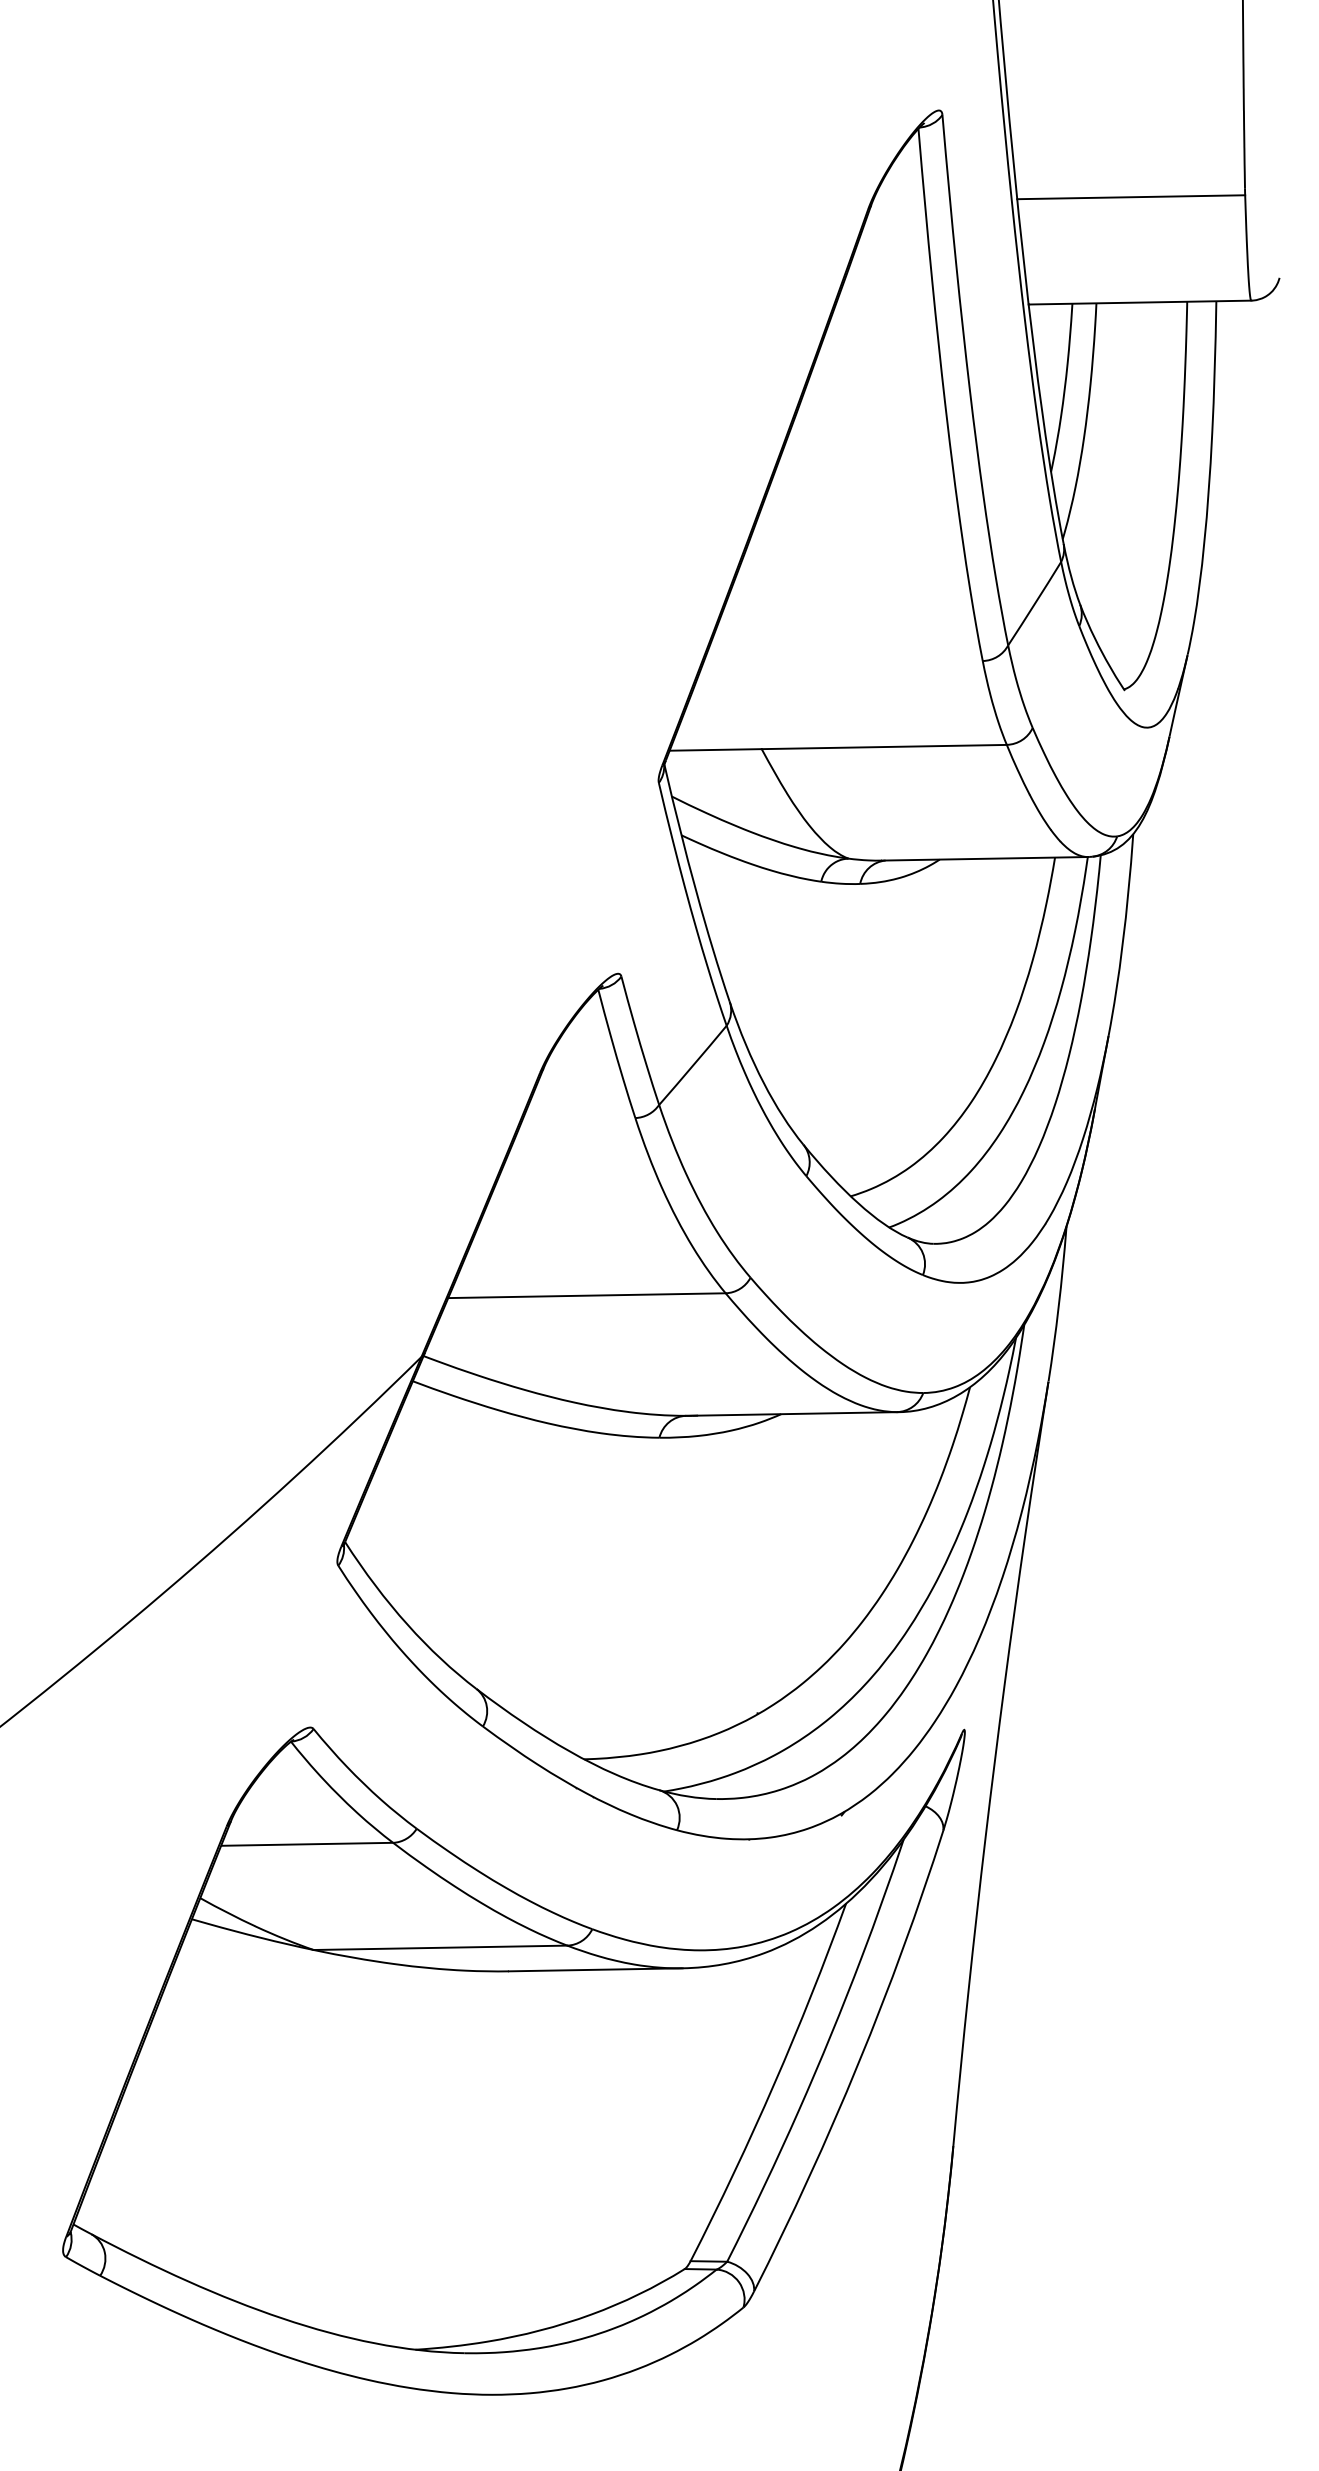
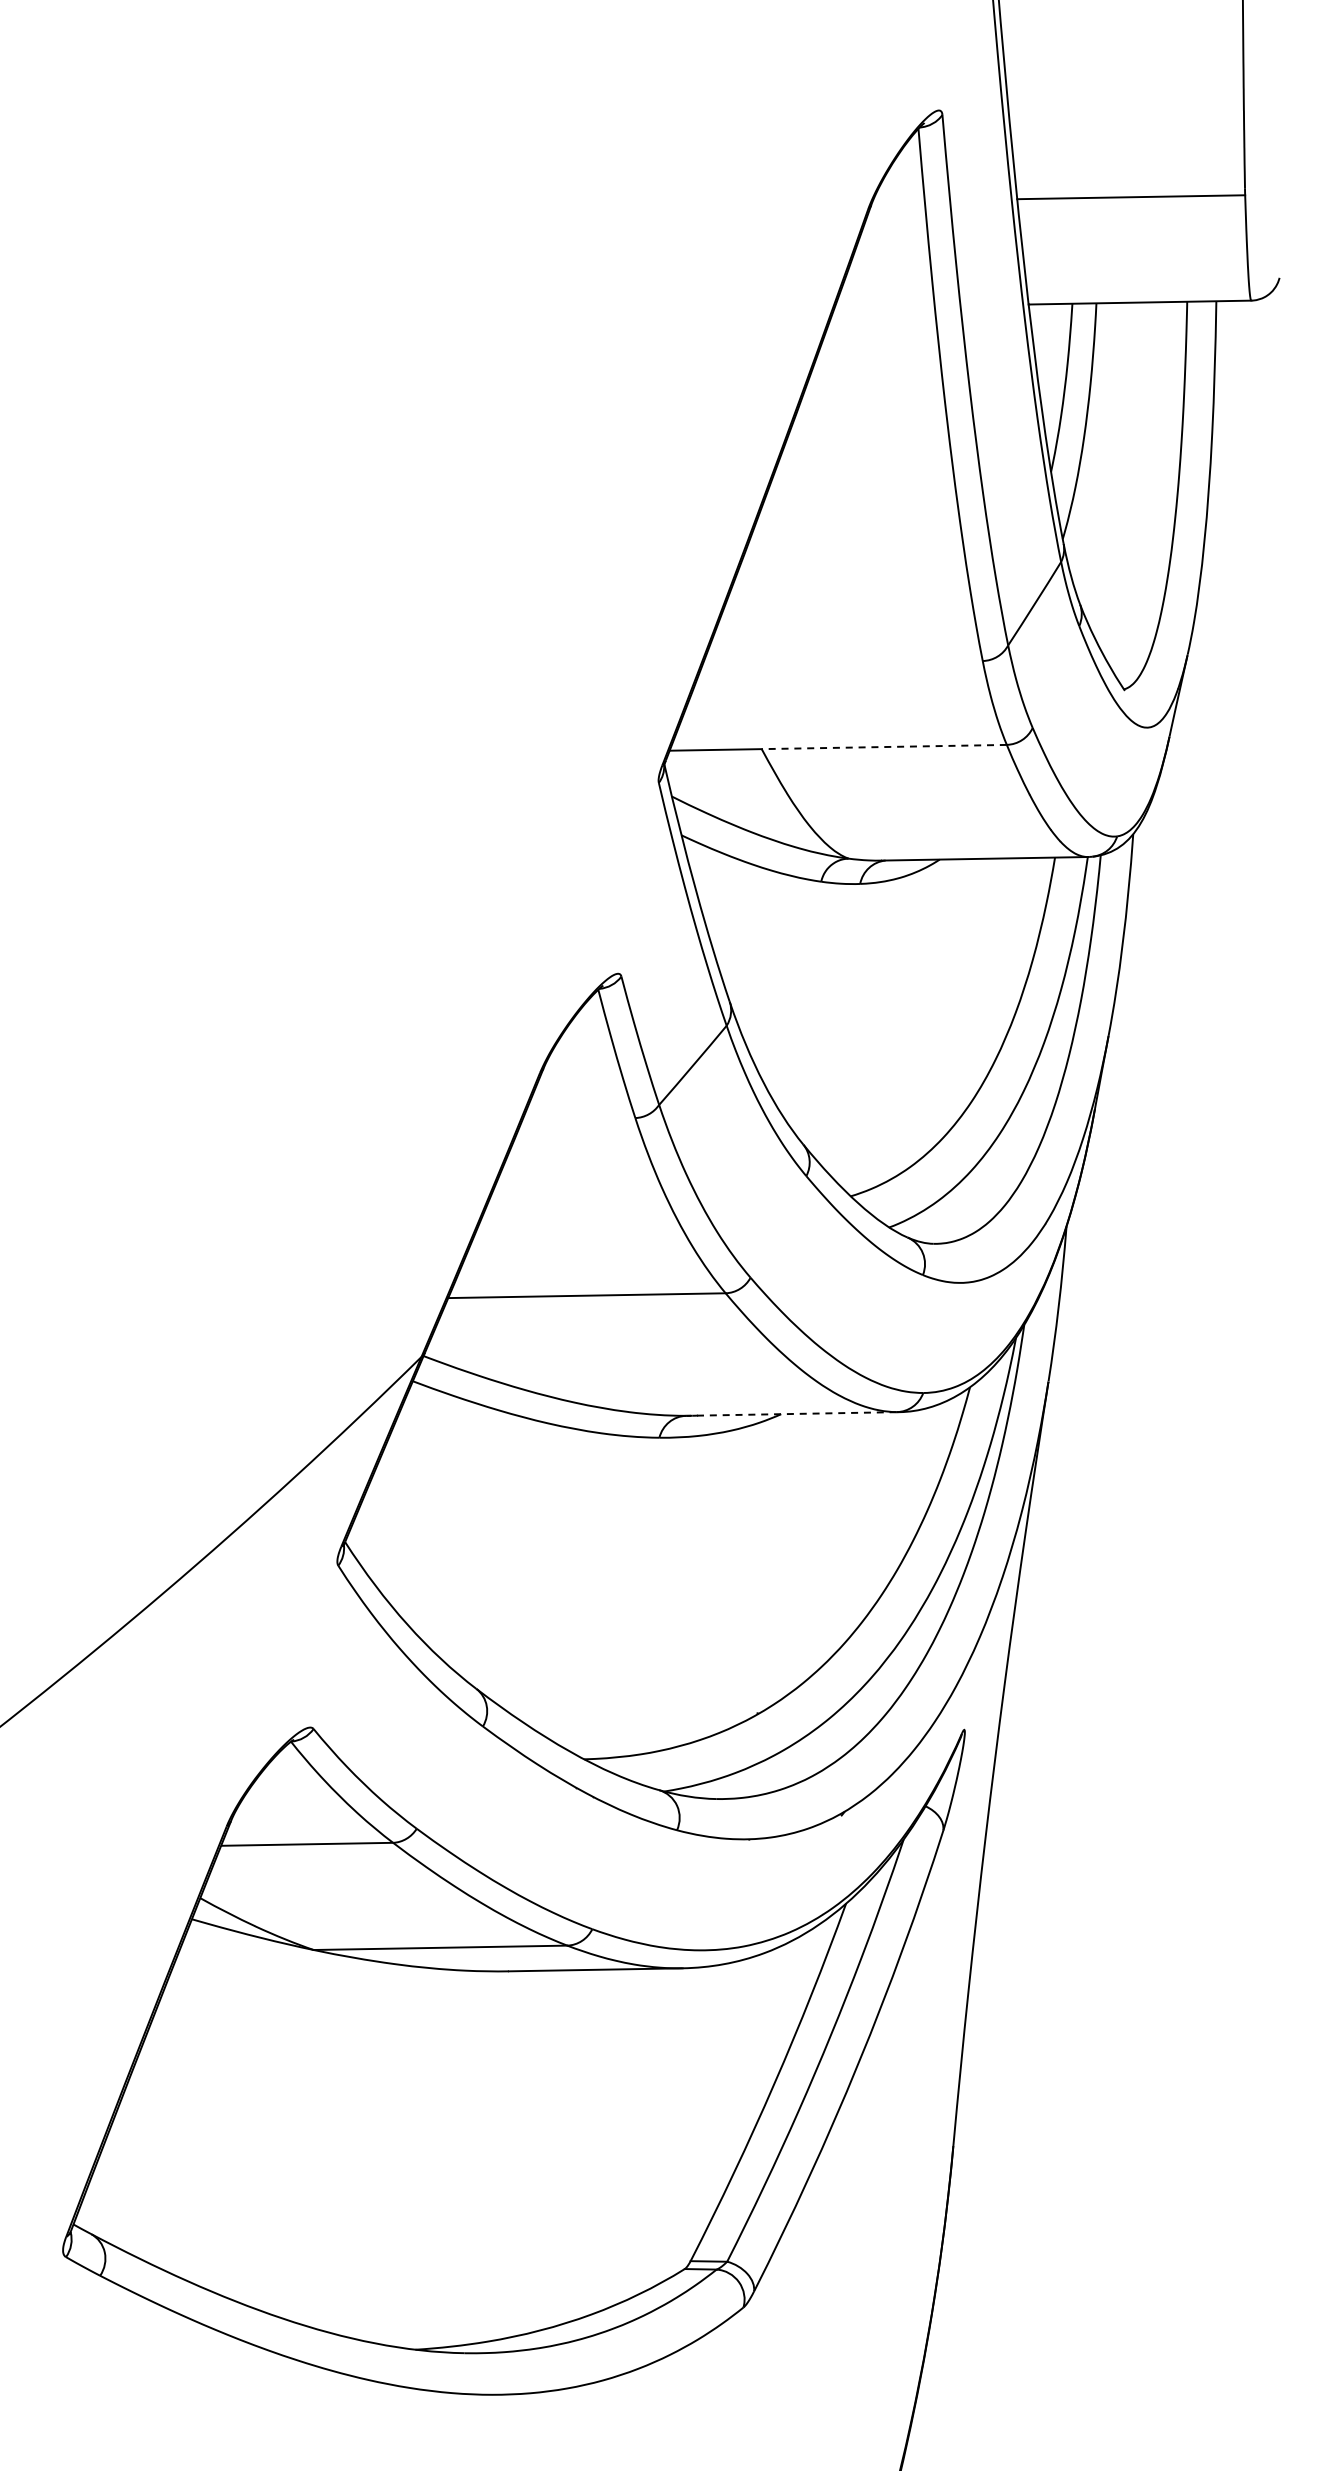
line: solid -> dashed (884, 747)
line: solid -> dashed (790, 1414)
